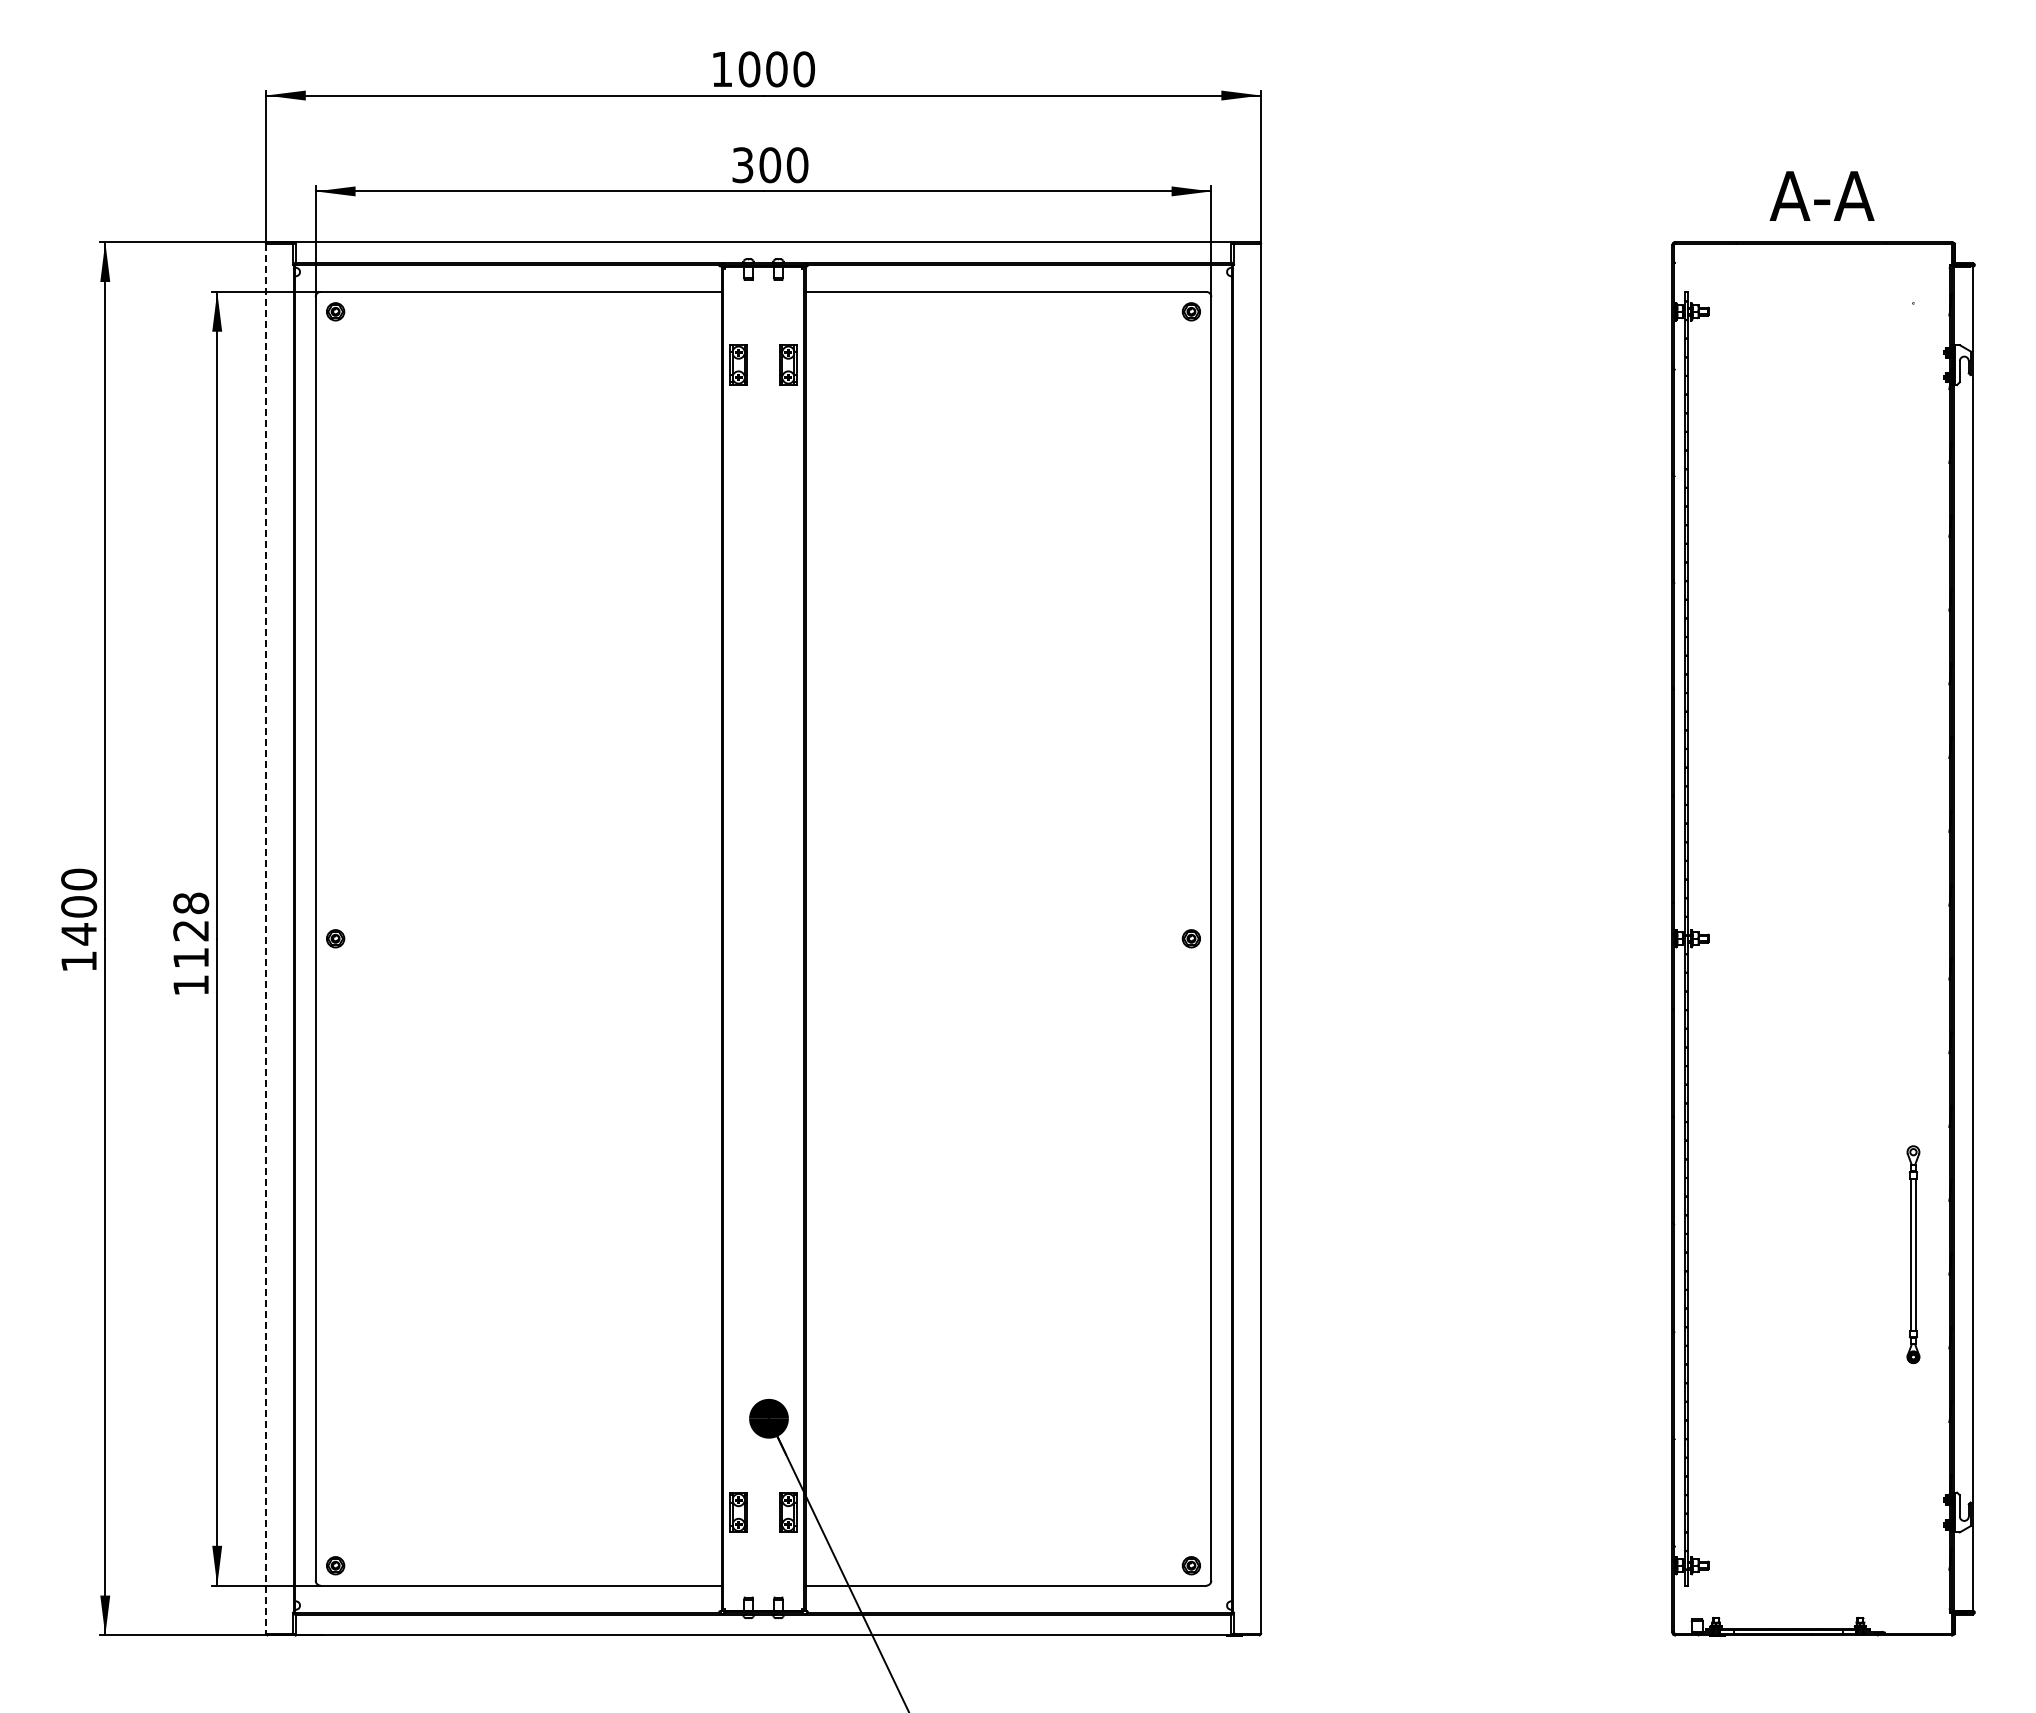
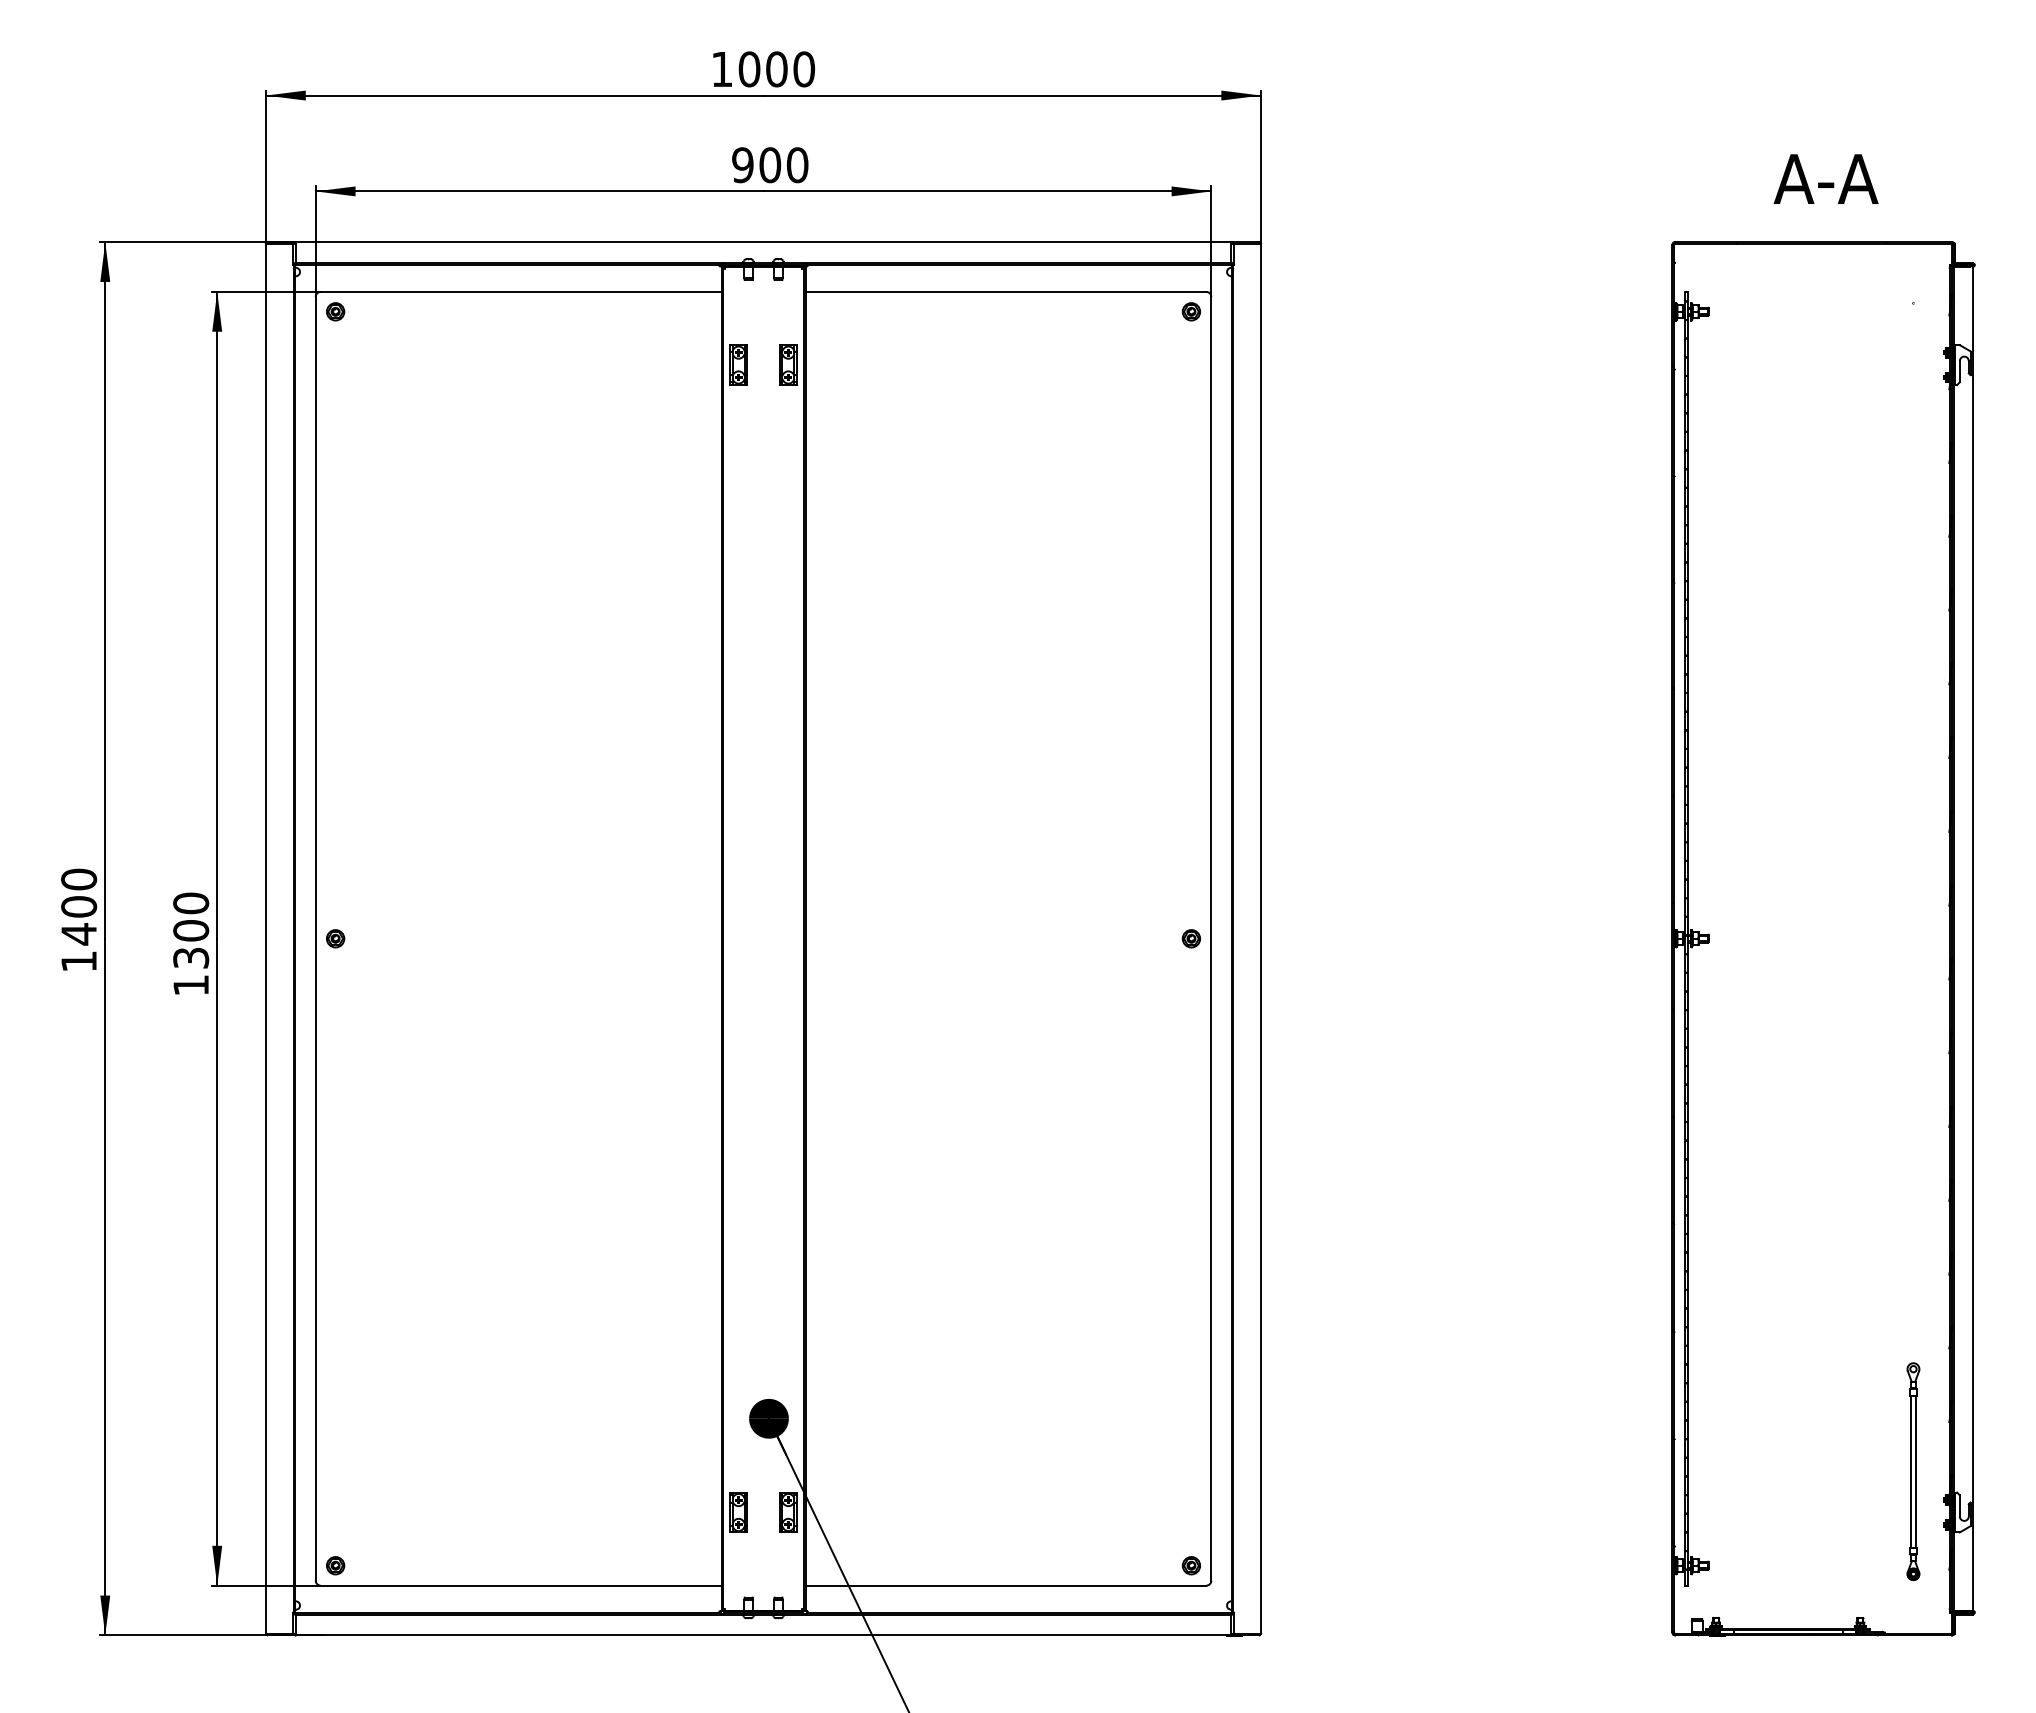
text: 300 -> 900 (742, 165)
text position: (1821, 195) -> (1825, 178) (1825, 178)
text: 1128 -> 1300 (191, 930)
line: dashed -> solid (265, 939)
part position: (1913, 1254) -> (1913, 1471) (1913, 1471)
